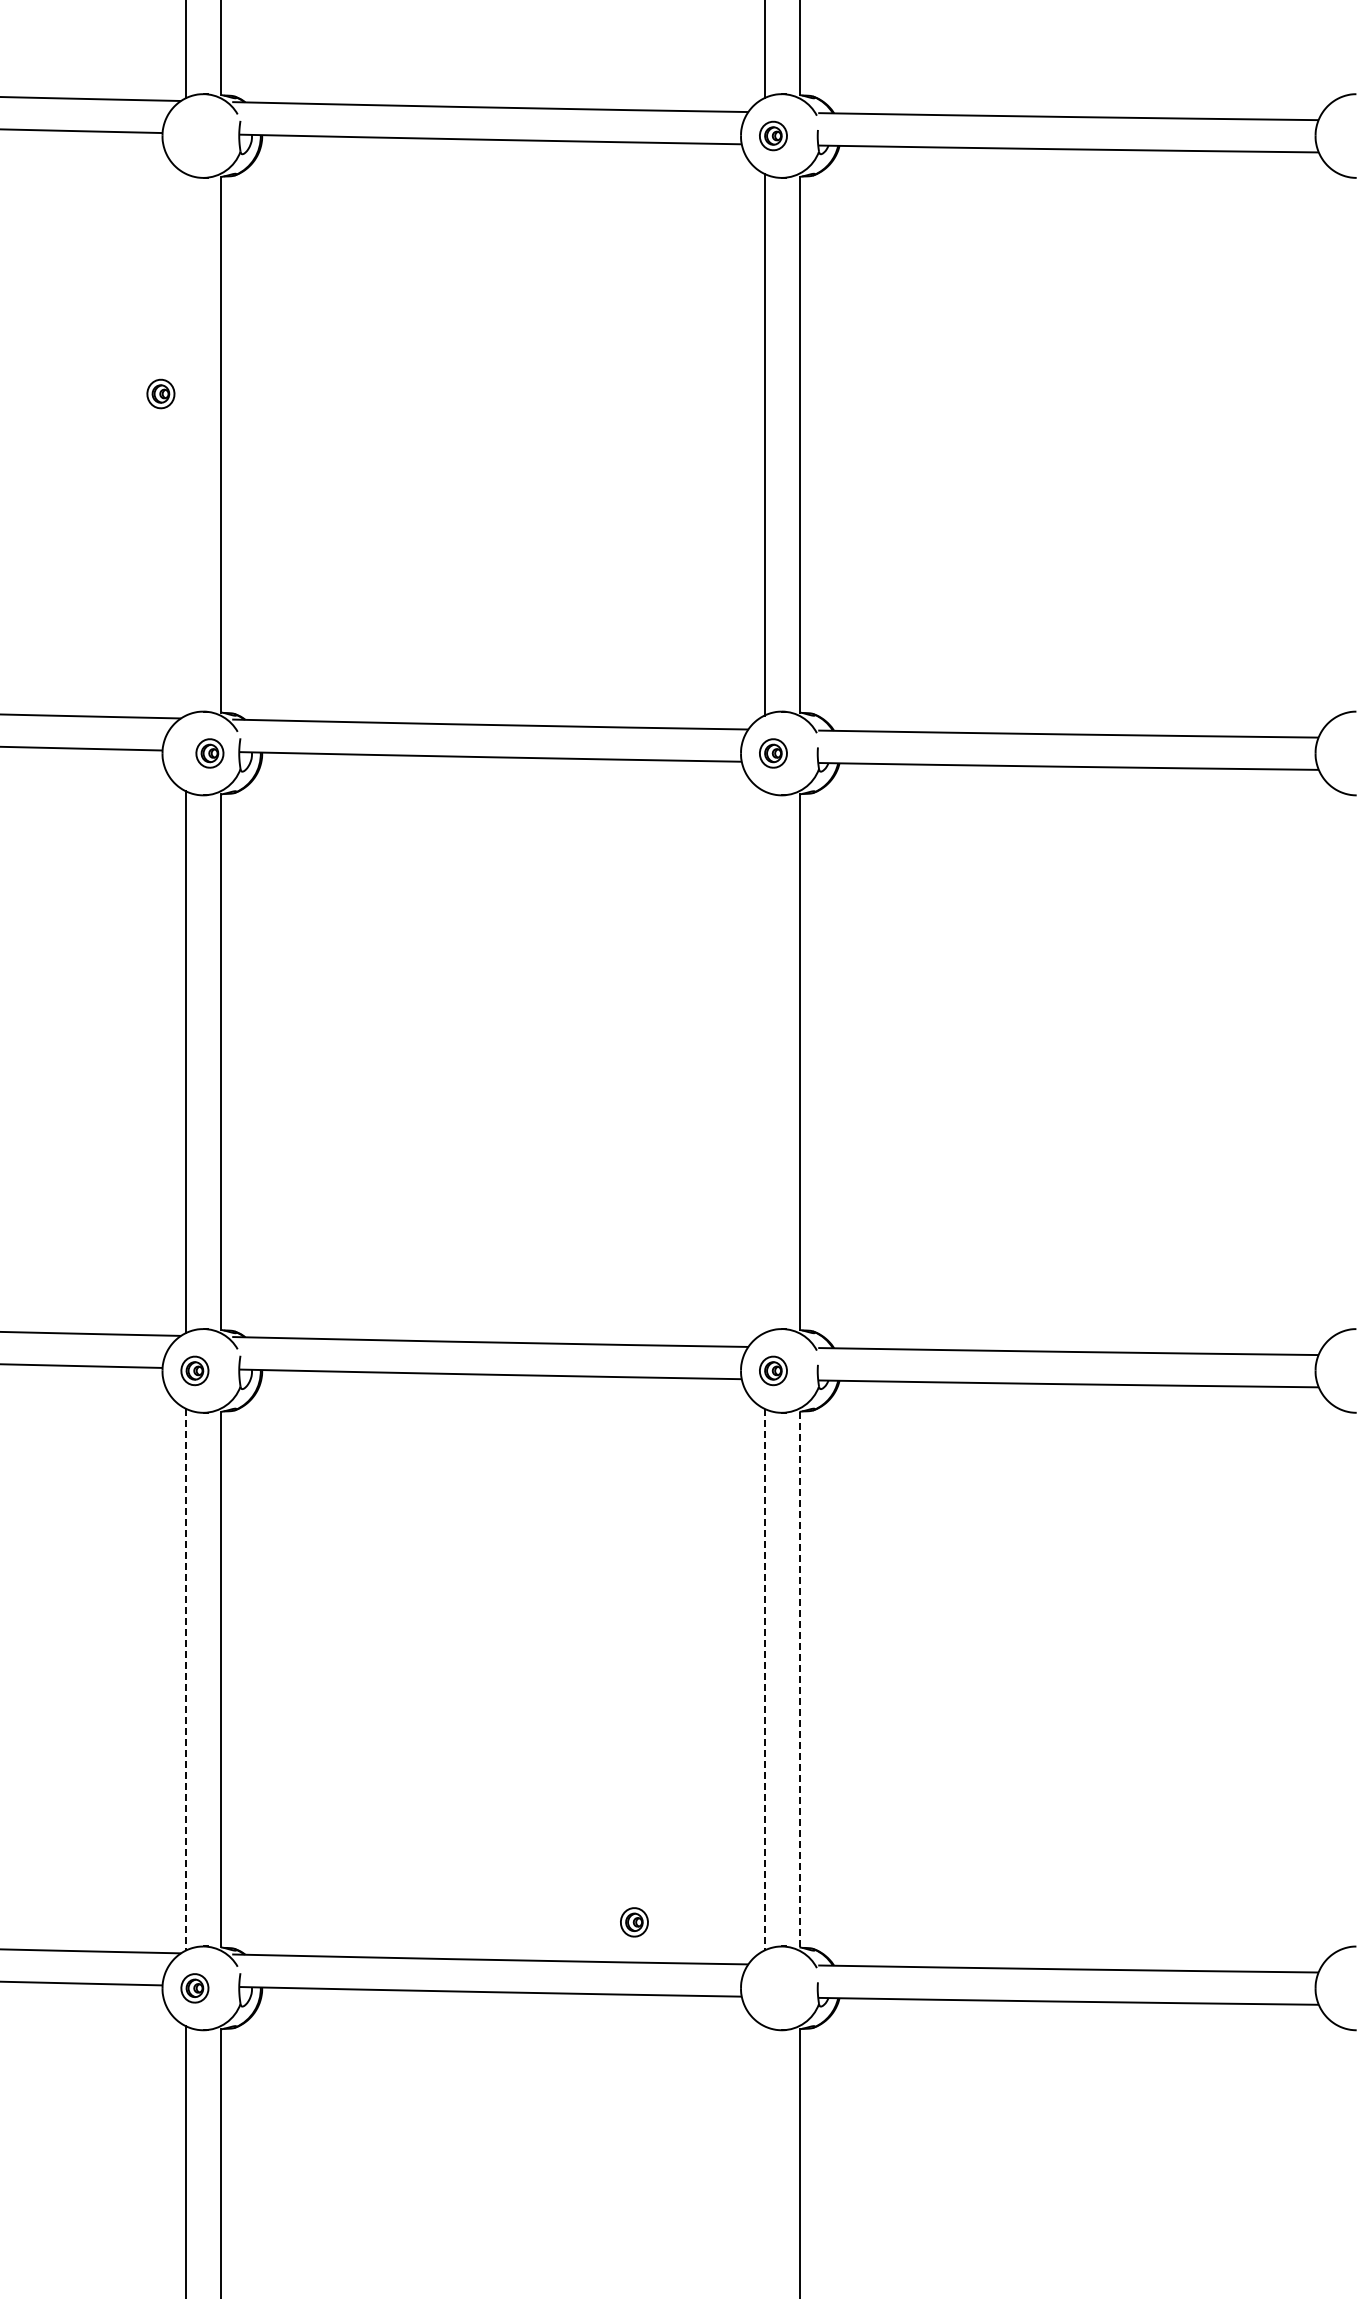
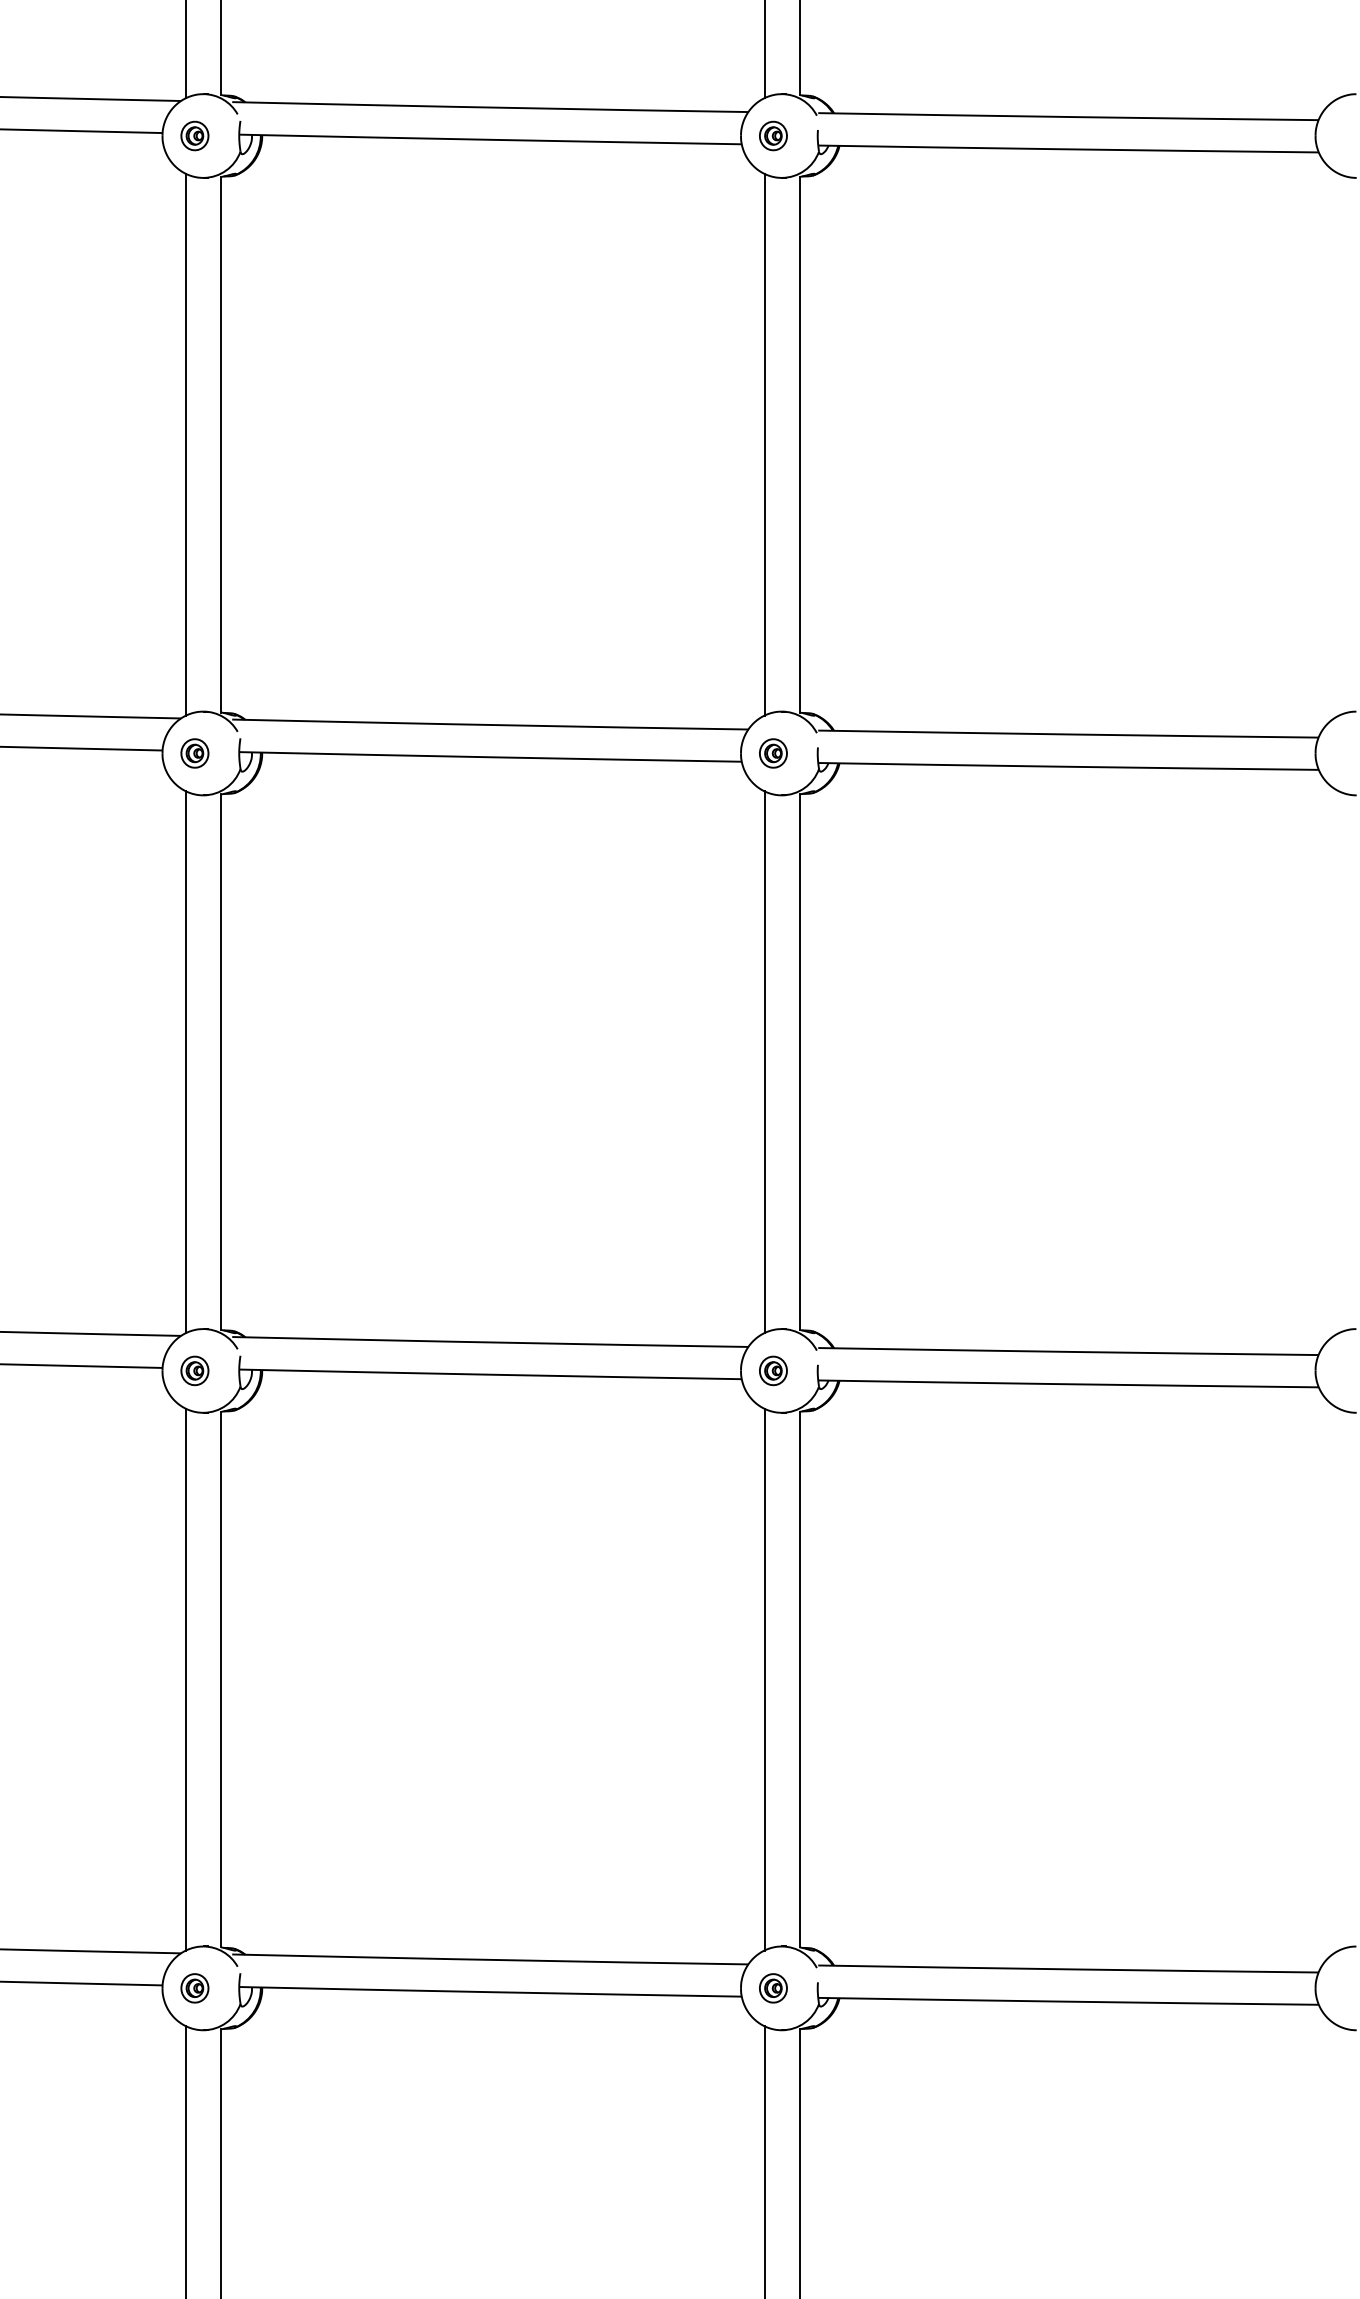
part position: (160, 393) -> (194, 135) (194, 135)
line: none -> present (186, 444)
part position: (209, 753) -> (194, 753) (194, 753)
line: none -> present (764, 1062)
line: dashed -> solid (186, 1679)
line: dashed -> solid (764, 1679)
line: dashed -> solid (799, 1679)
part position: (634, 1922) -> (773, 1988) (773, 1988)
line: none -> present (764, 2160)
